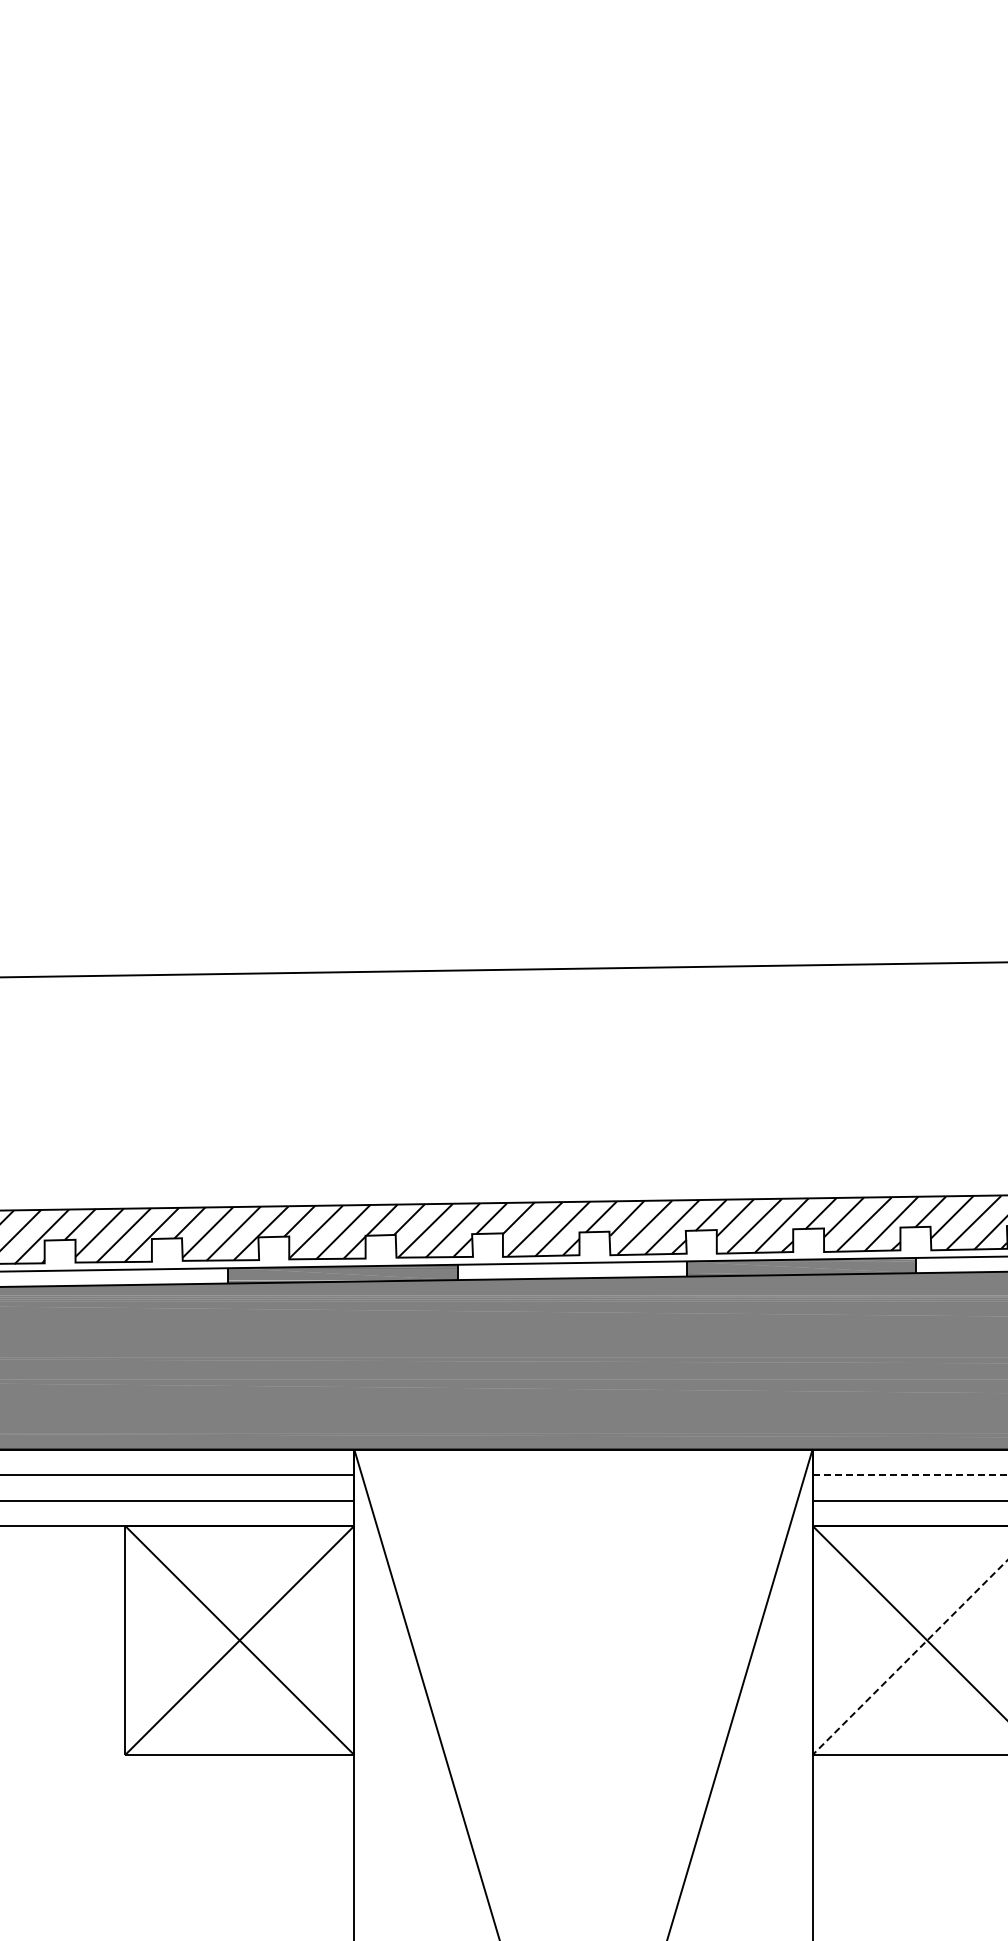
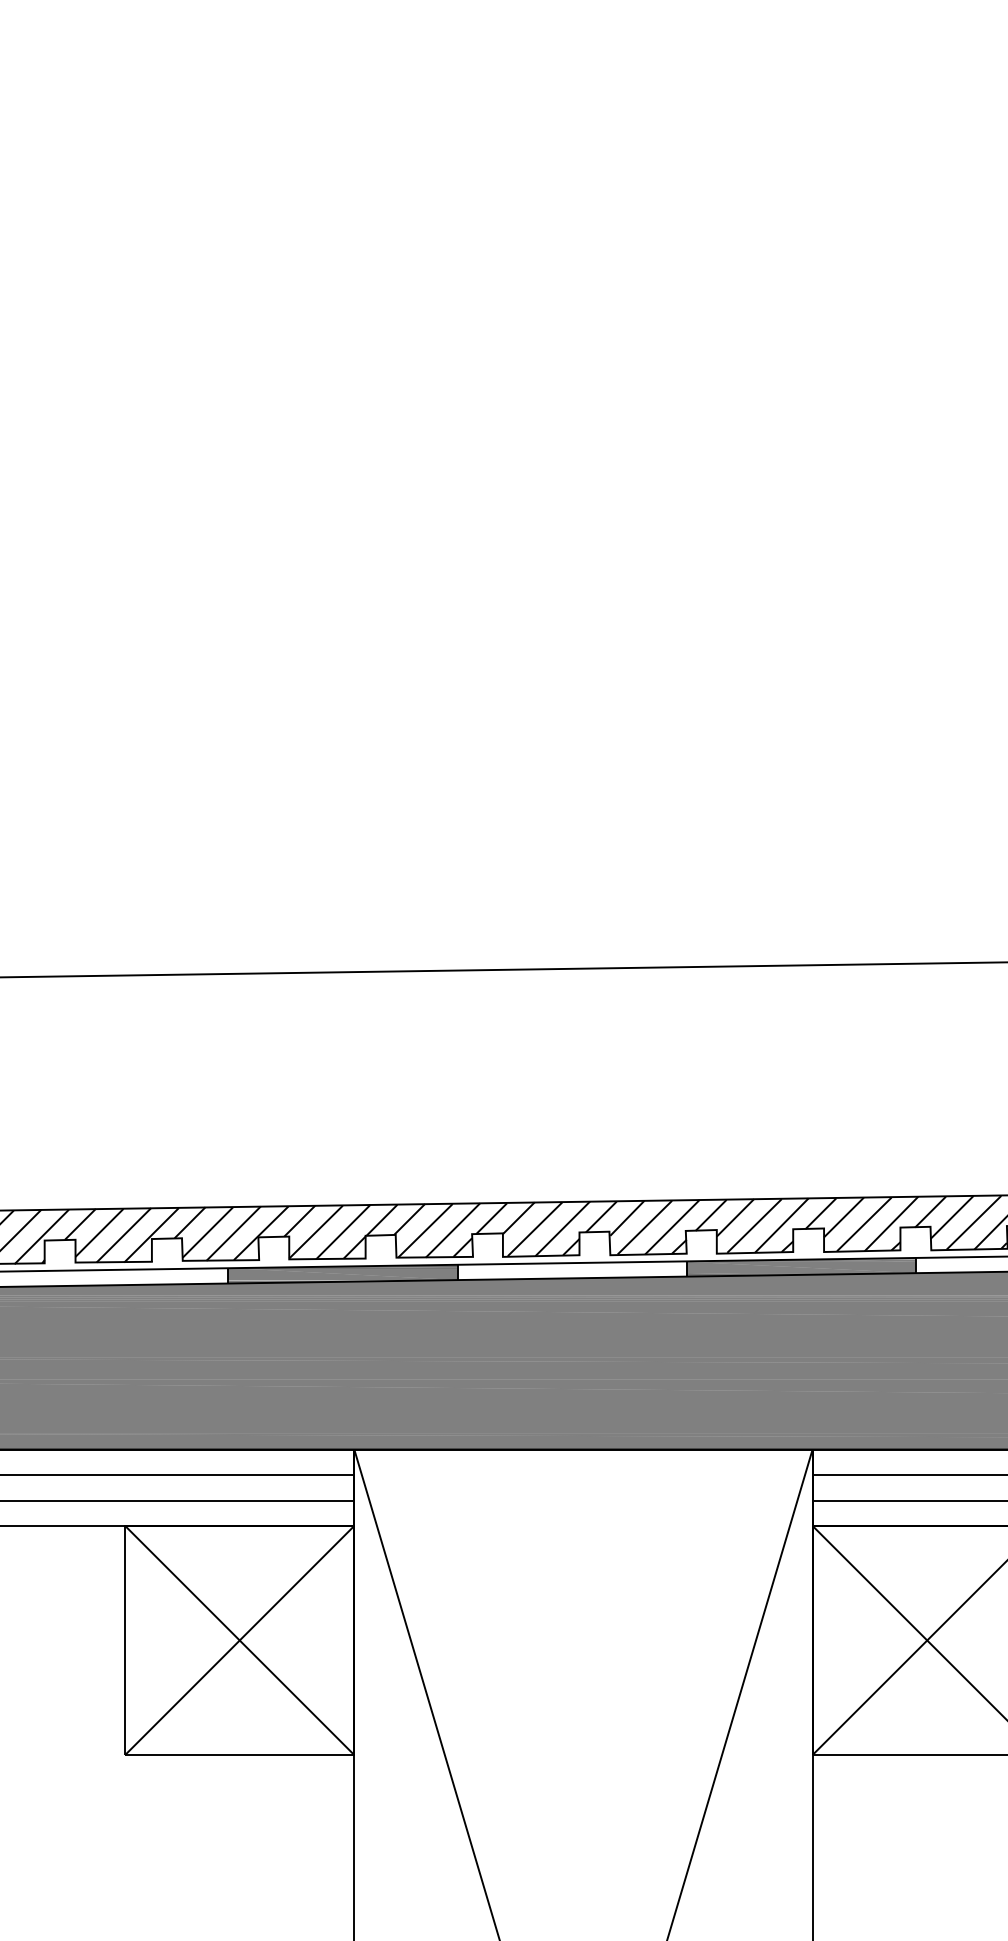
line: dashed -> solid (910, 1474)
line: dashed -> solid (909, 1657)
